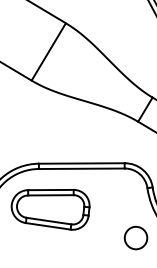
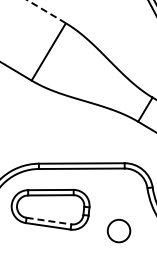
line: solid -> dashed (46, 11)
line: solid -> dashed (48, 221)
circle position: (135, 237) -> (118, 230) (118, 230)
